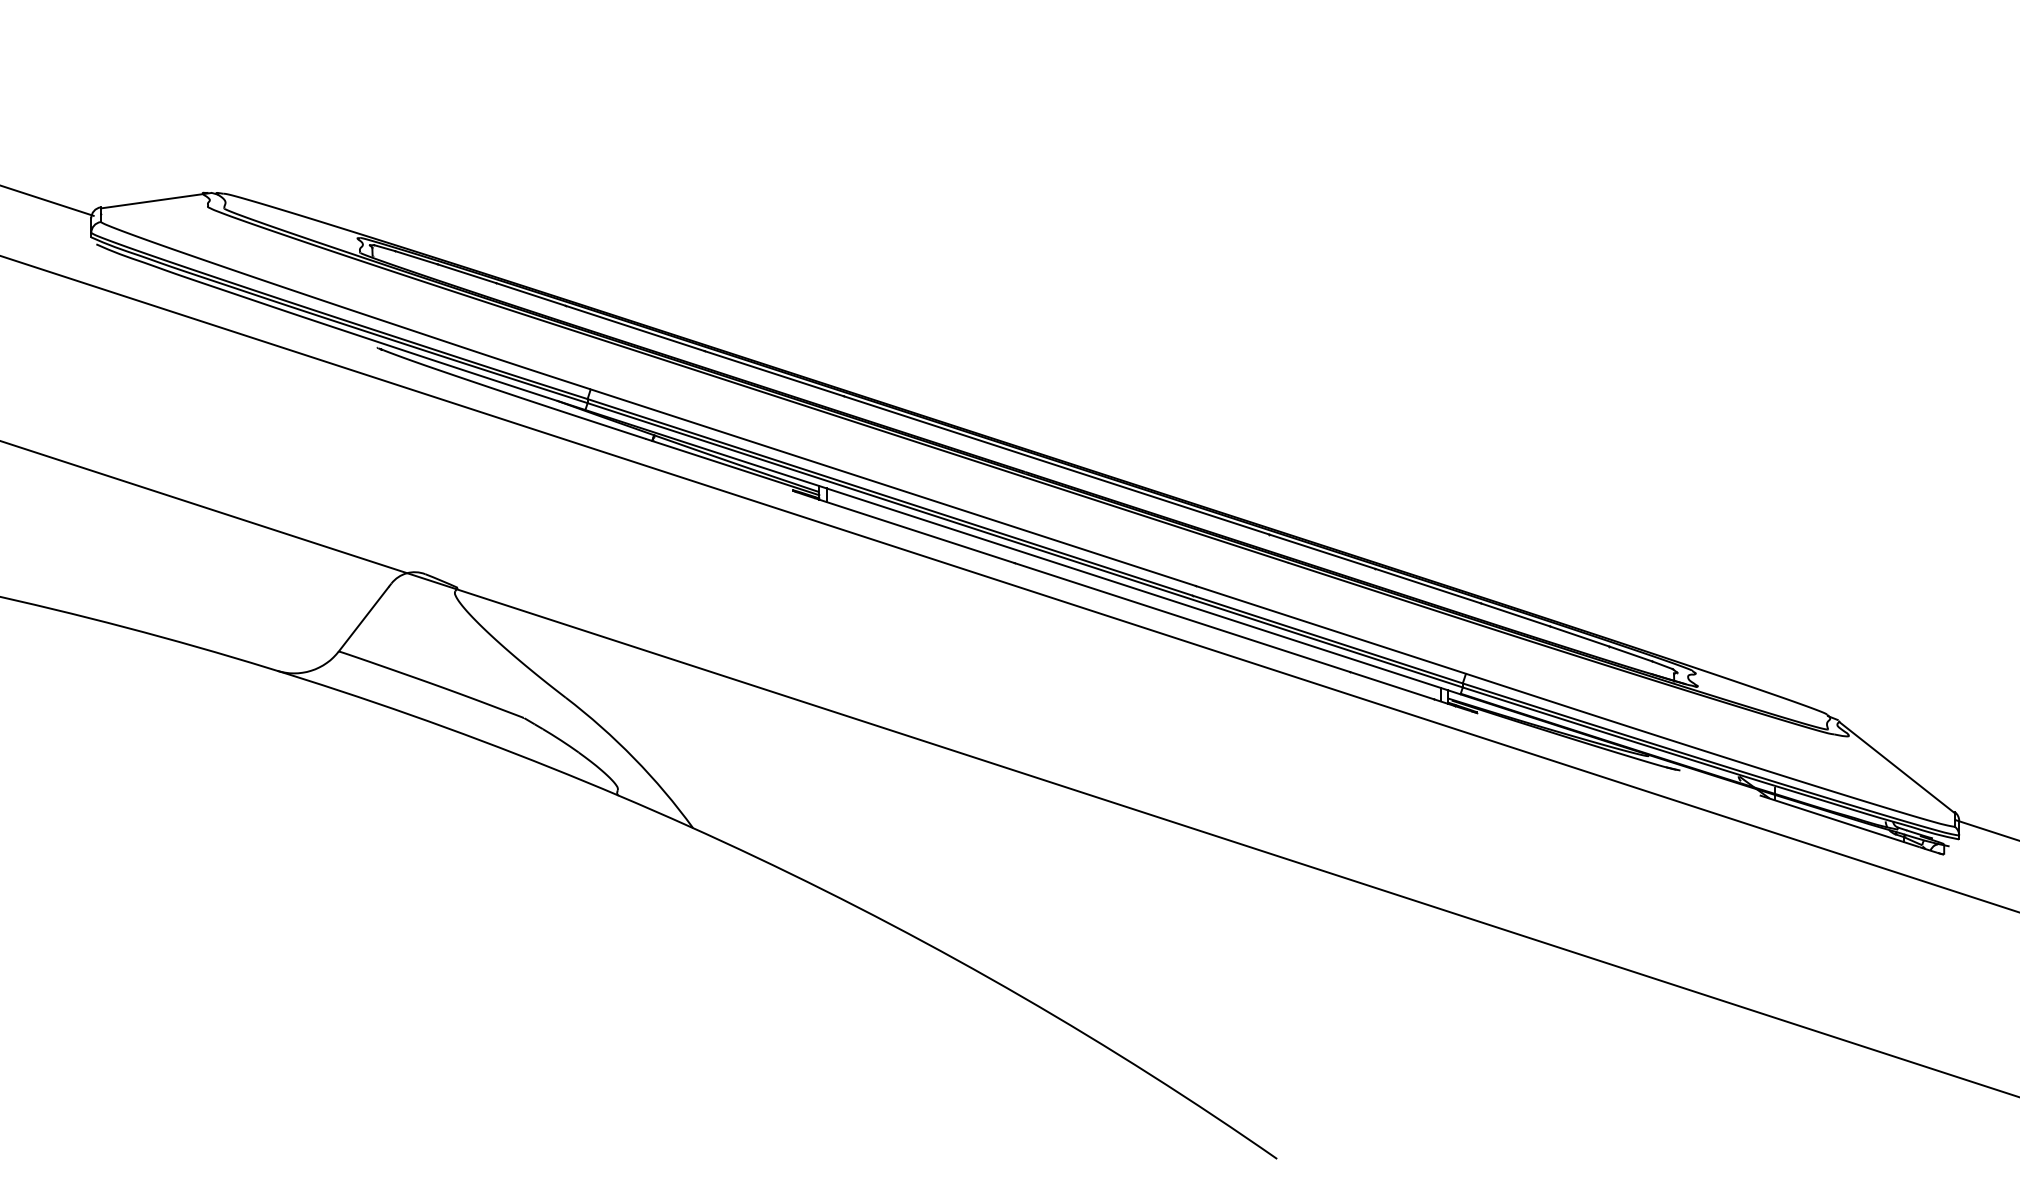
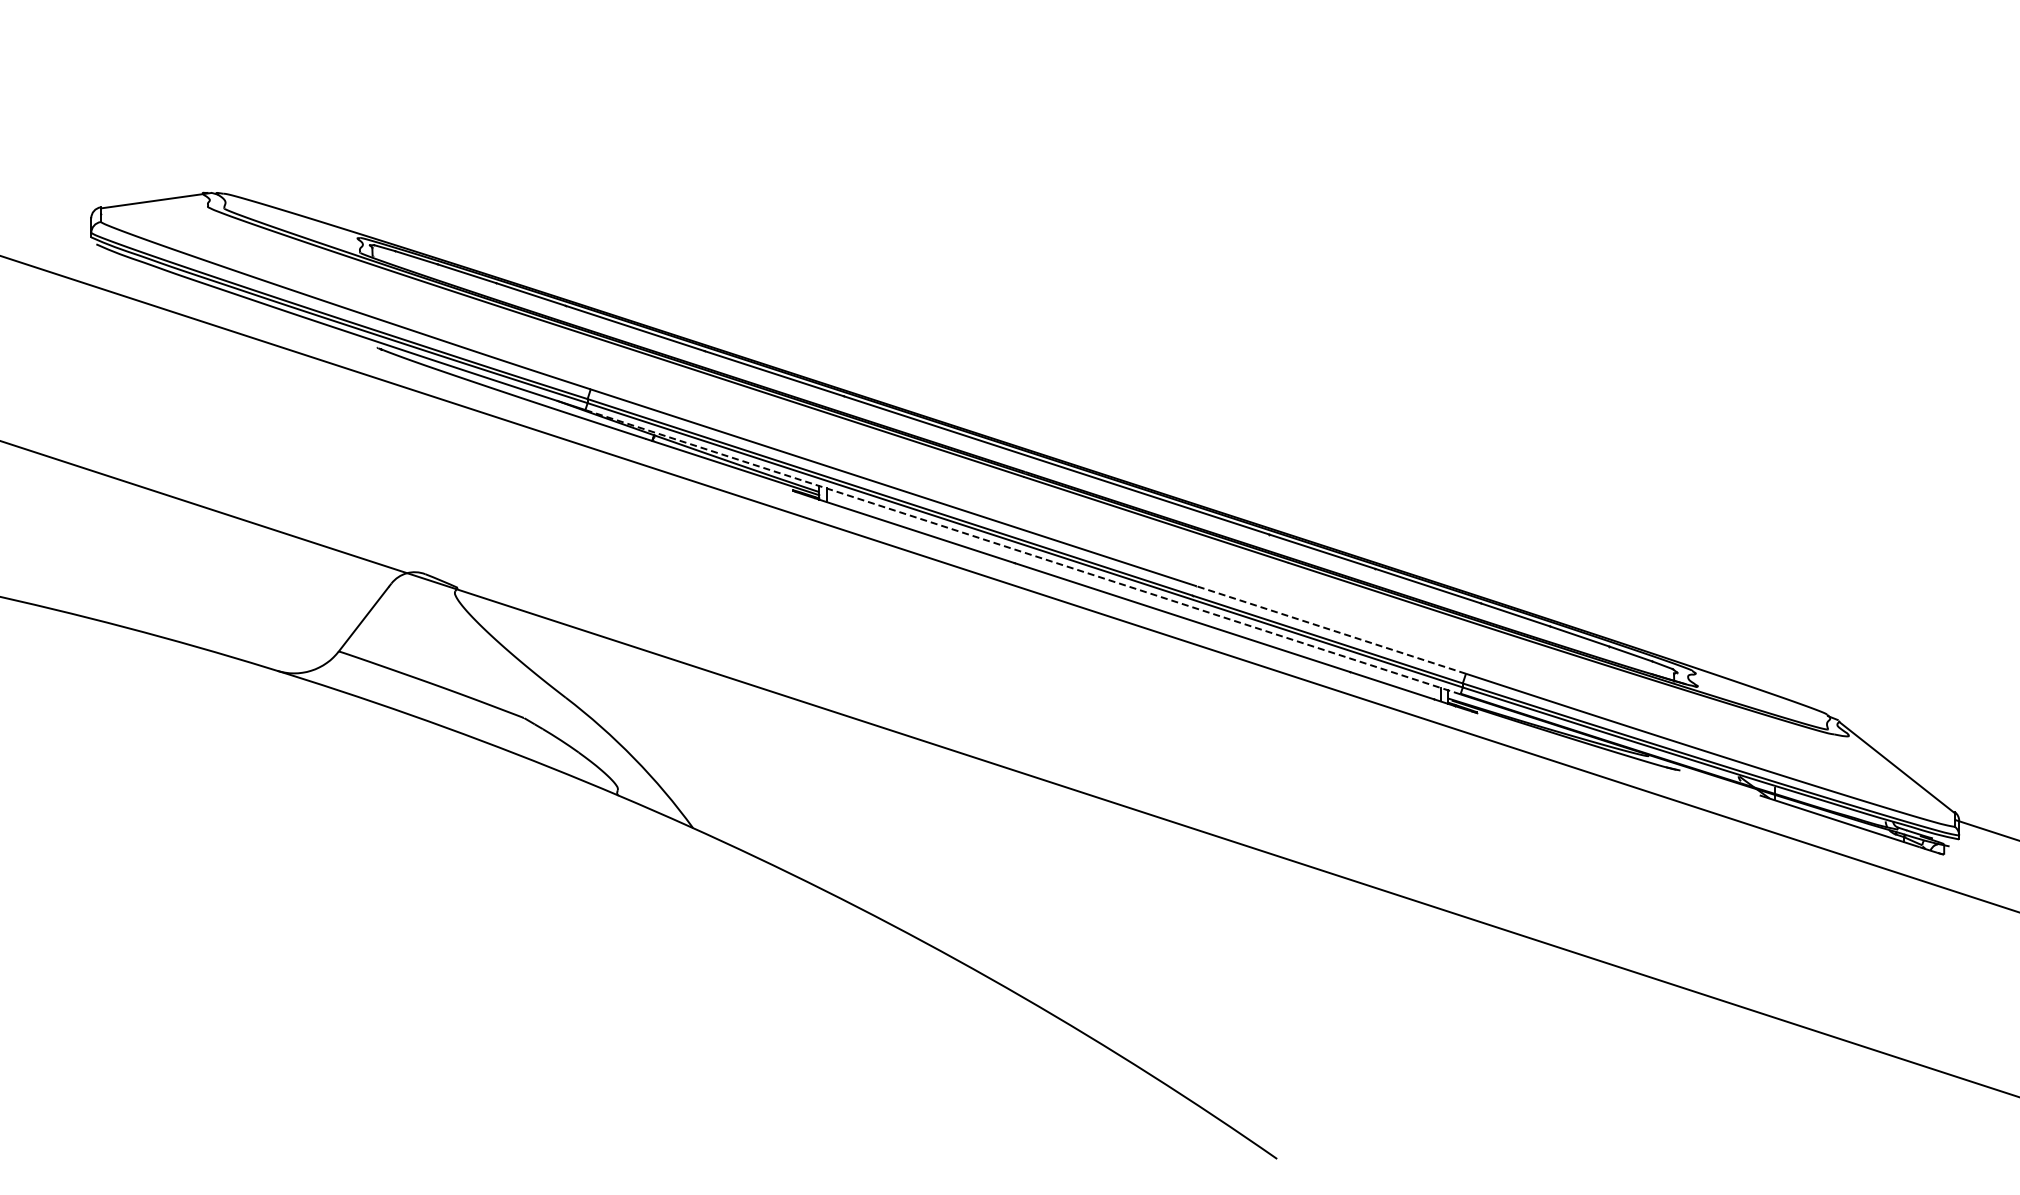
line: present -> none (47, 200)
line: solid -> dashed (1022, 552)
line: solid -> dashed (1330, 629)
